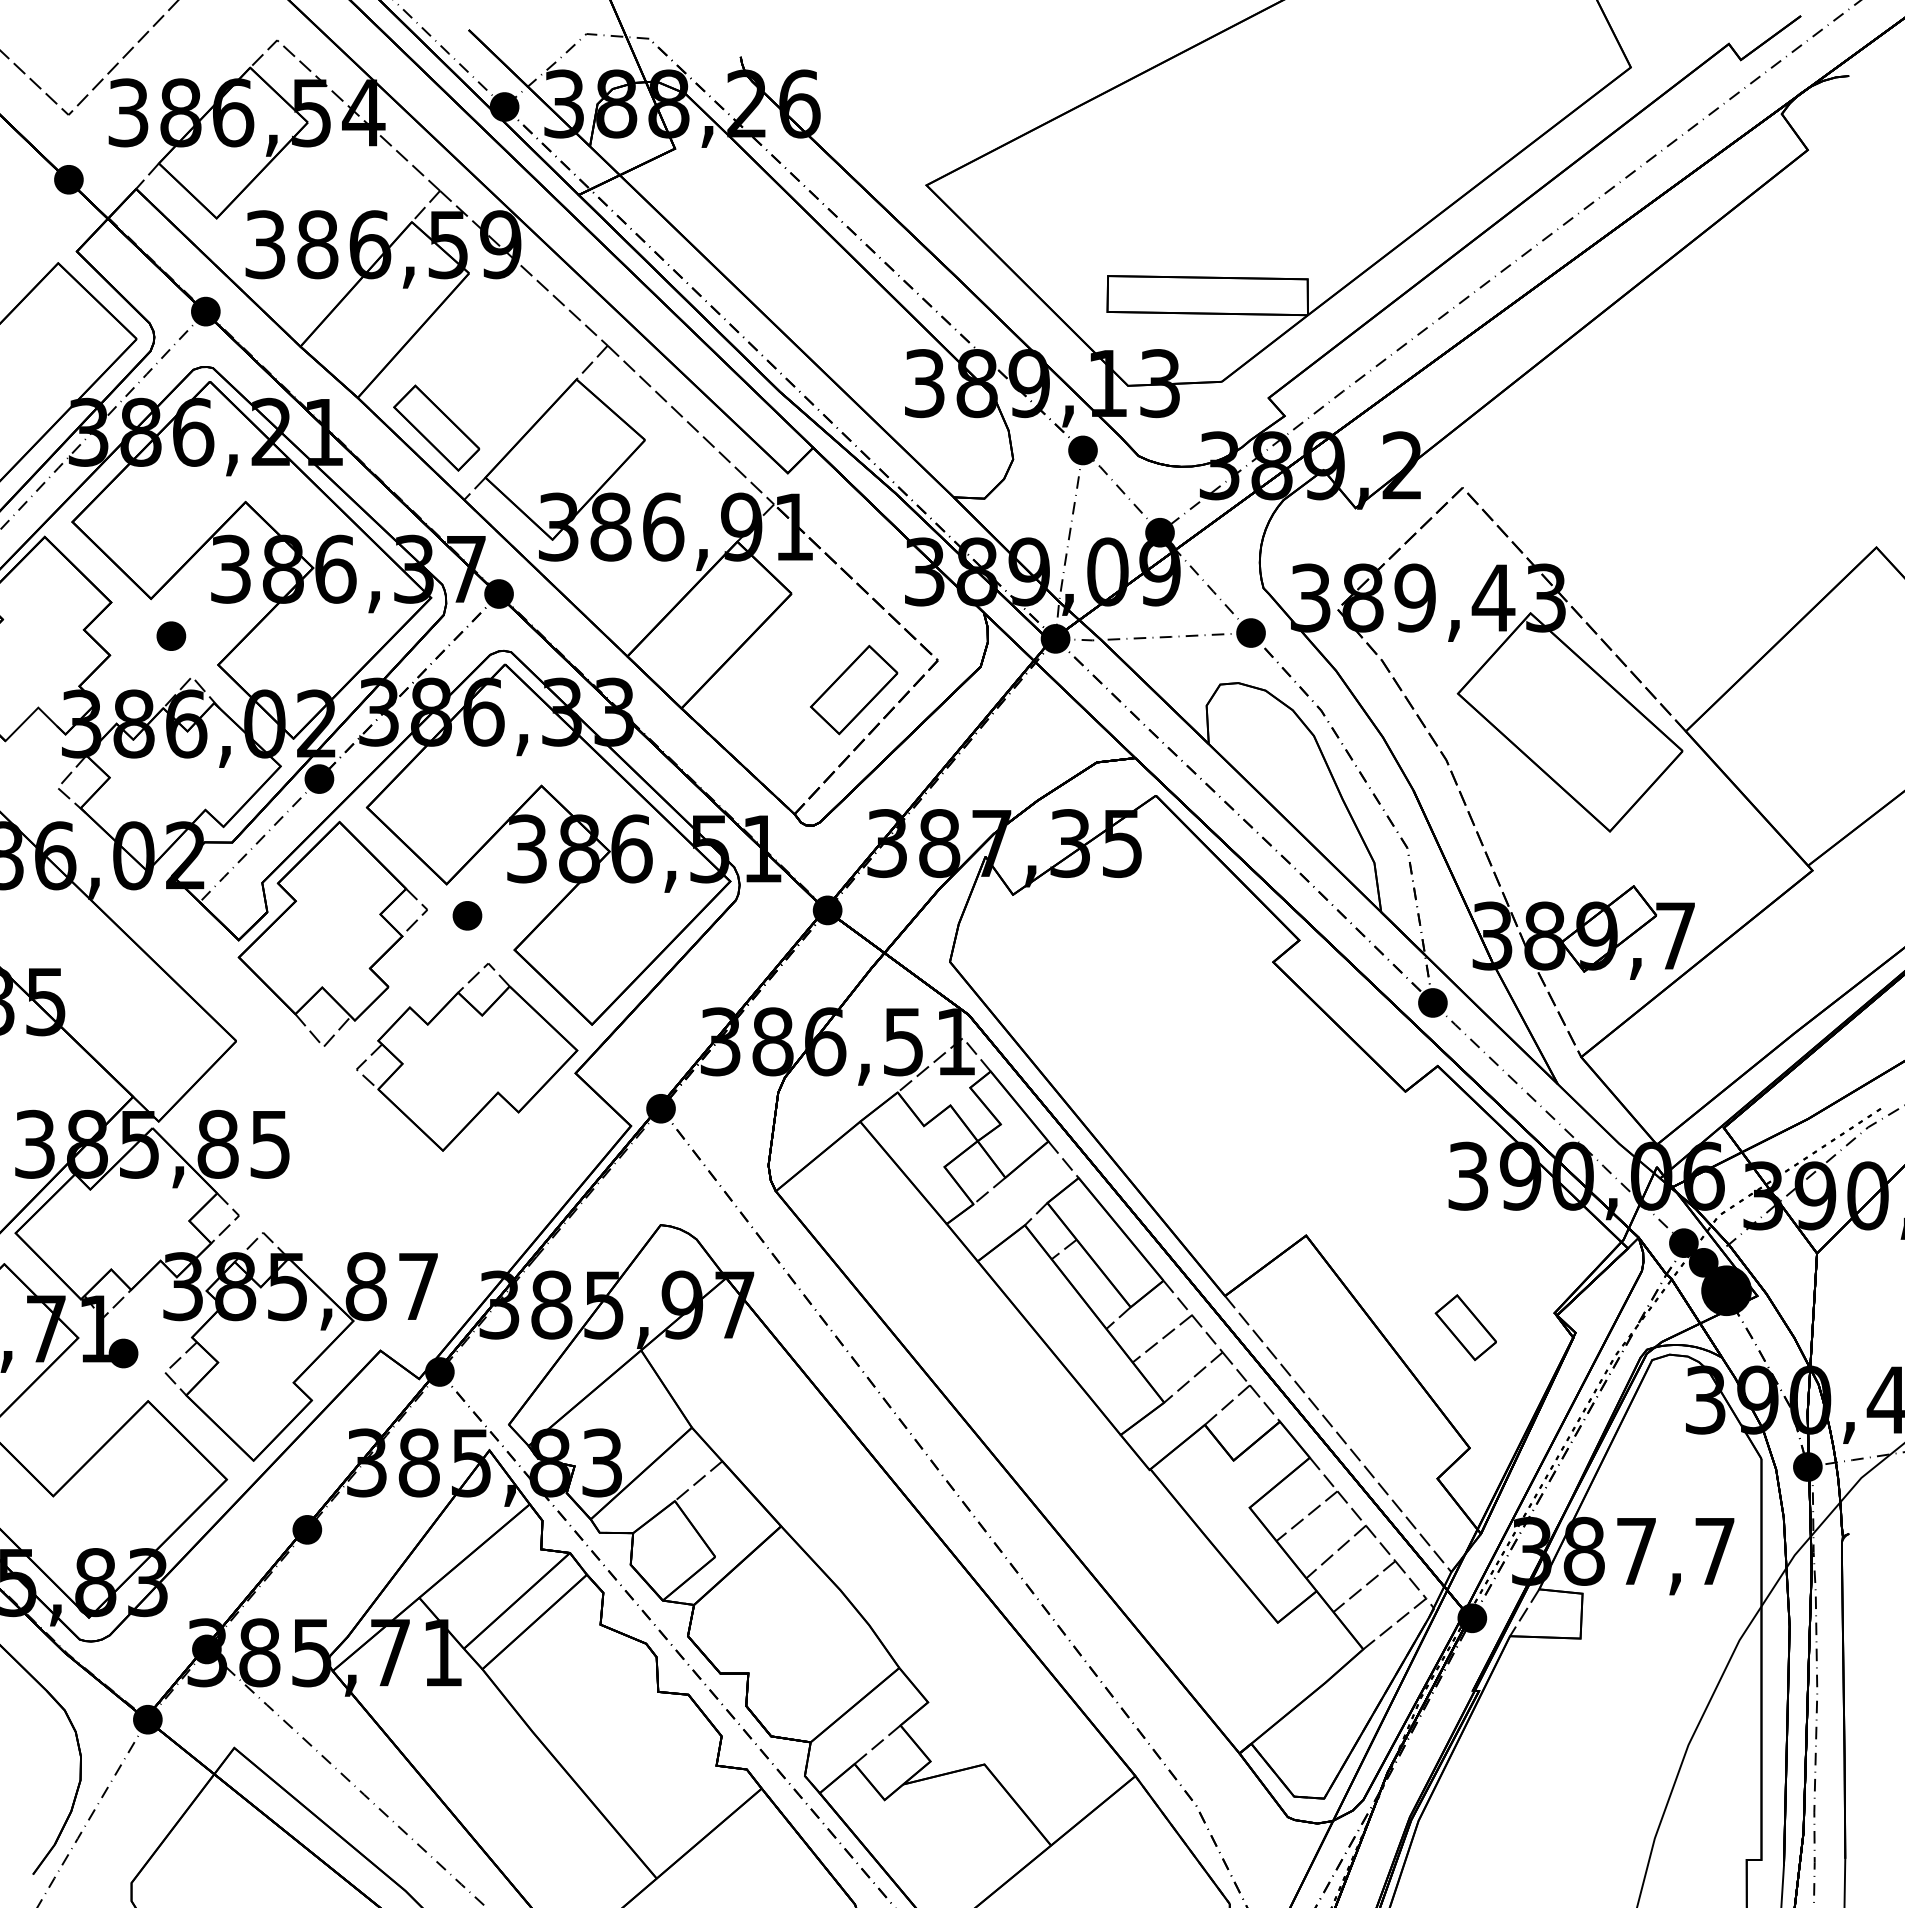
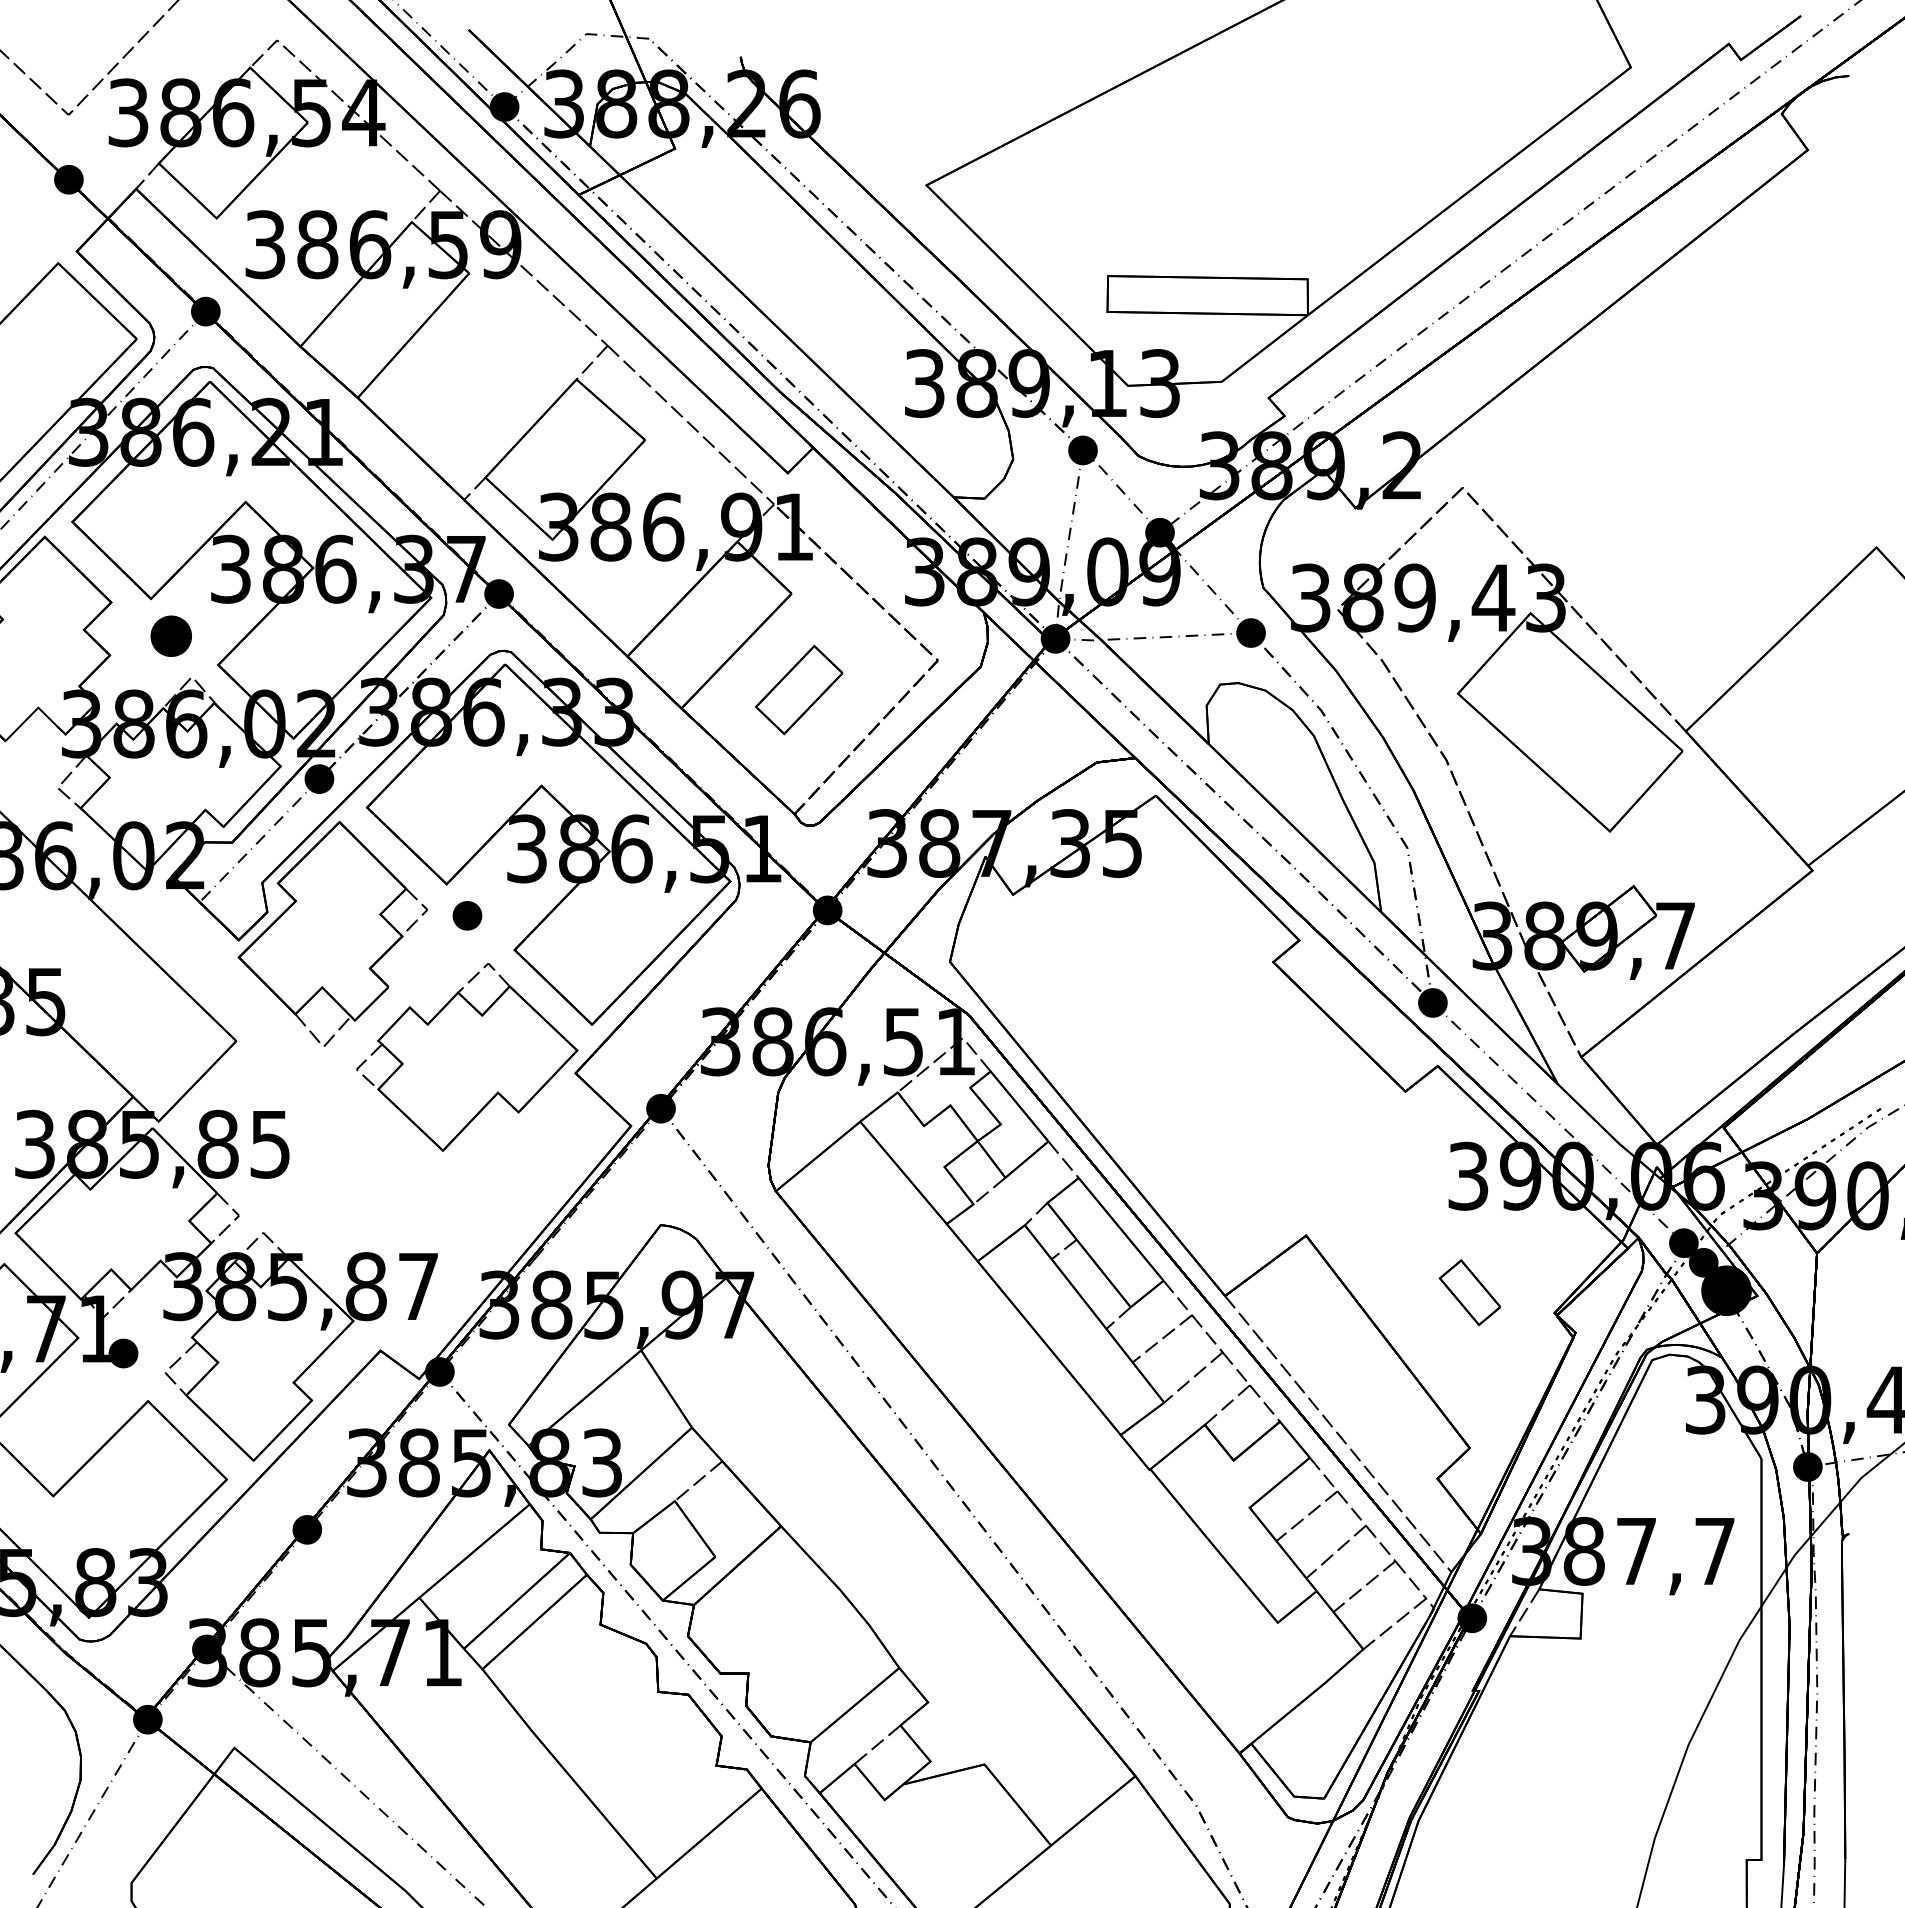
part: present -> none (436, 427)
part size: 31x30 px -> 42x42 px (170, 635)
part position: (854, 689) -> (799, 689) (799, 689)
part position: (1465, 1327) -> (1469, 1292) (1469, 1292)
